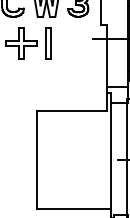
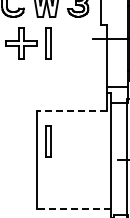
line: solid -> dashed (71, 111)
part: none -> present (48, 141)
line: solid -> dashed (73, 209)
